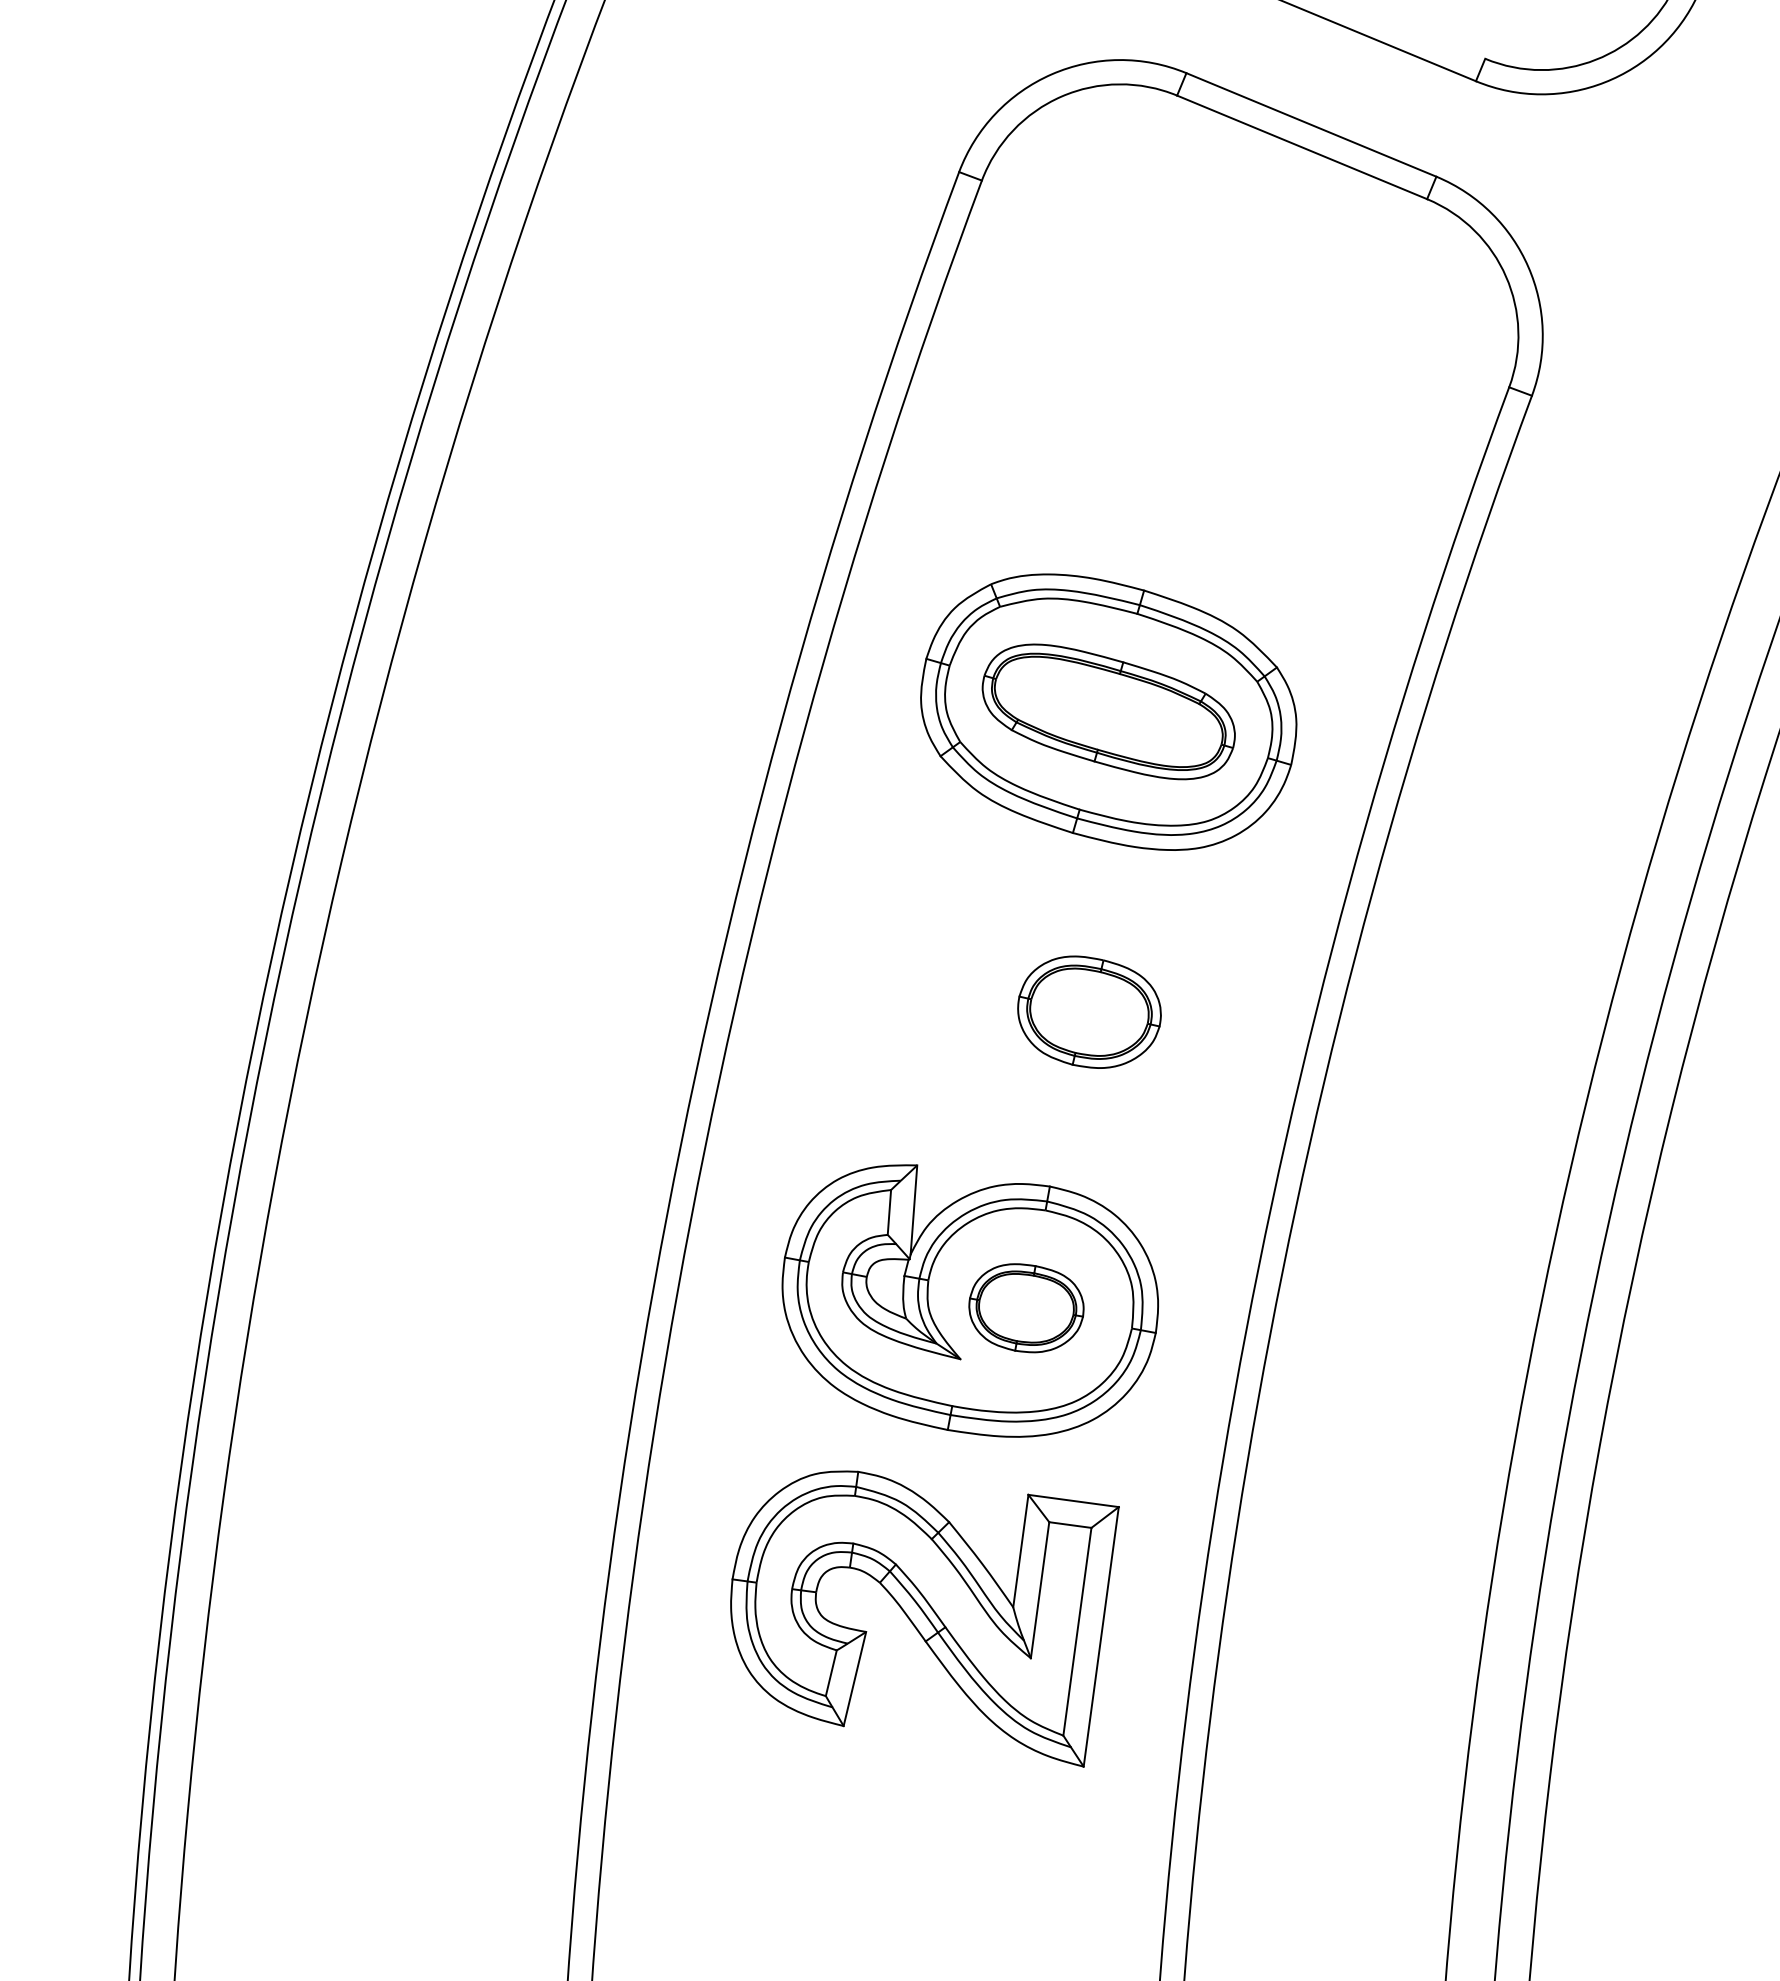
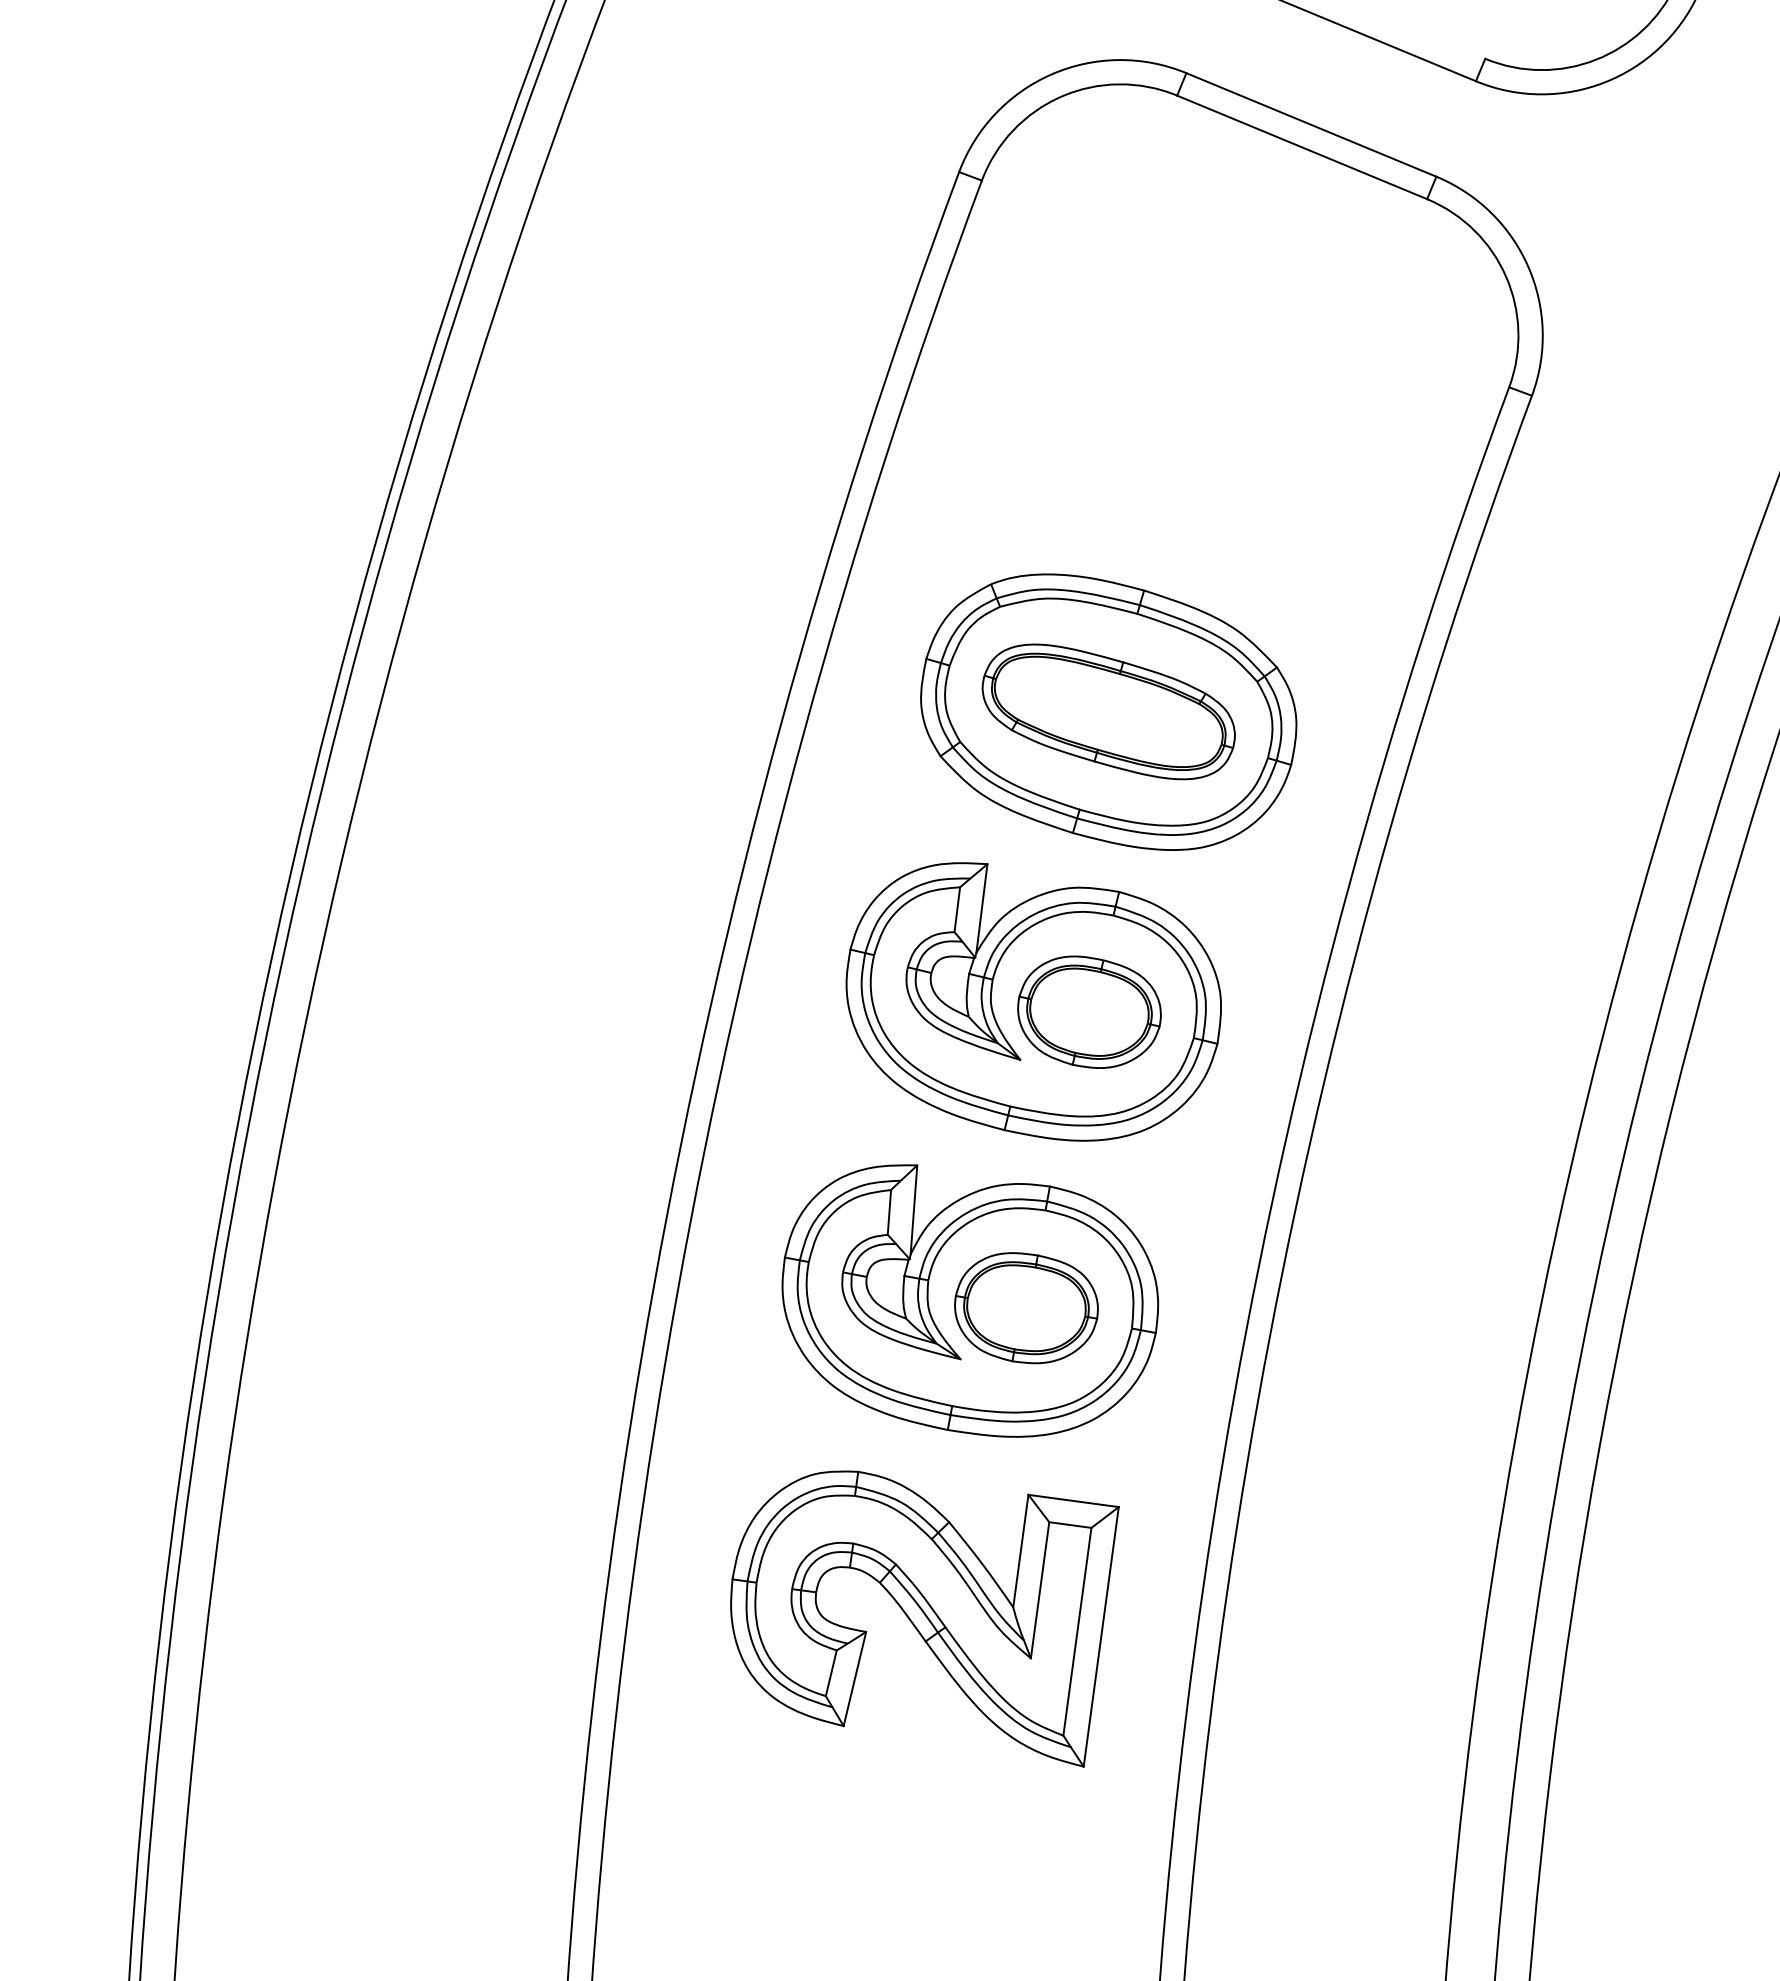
part: none -> present (1033, 1001)
part size: 117x91 px -> 145x113 px (1026, 1308)
